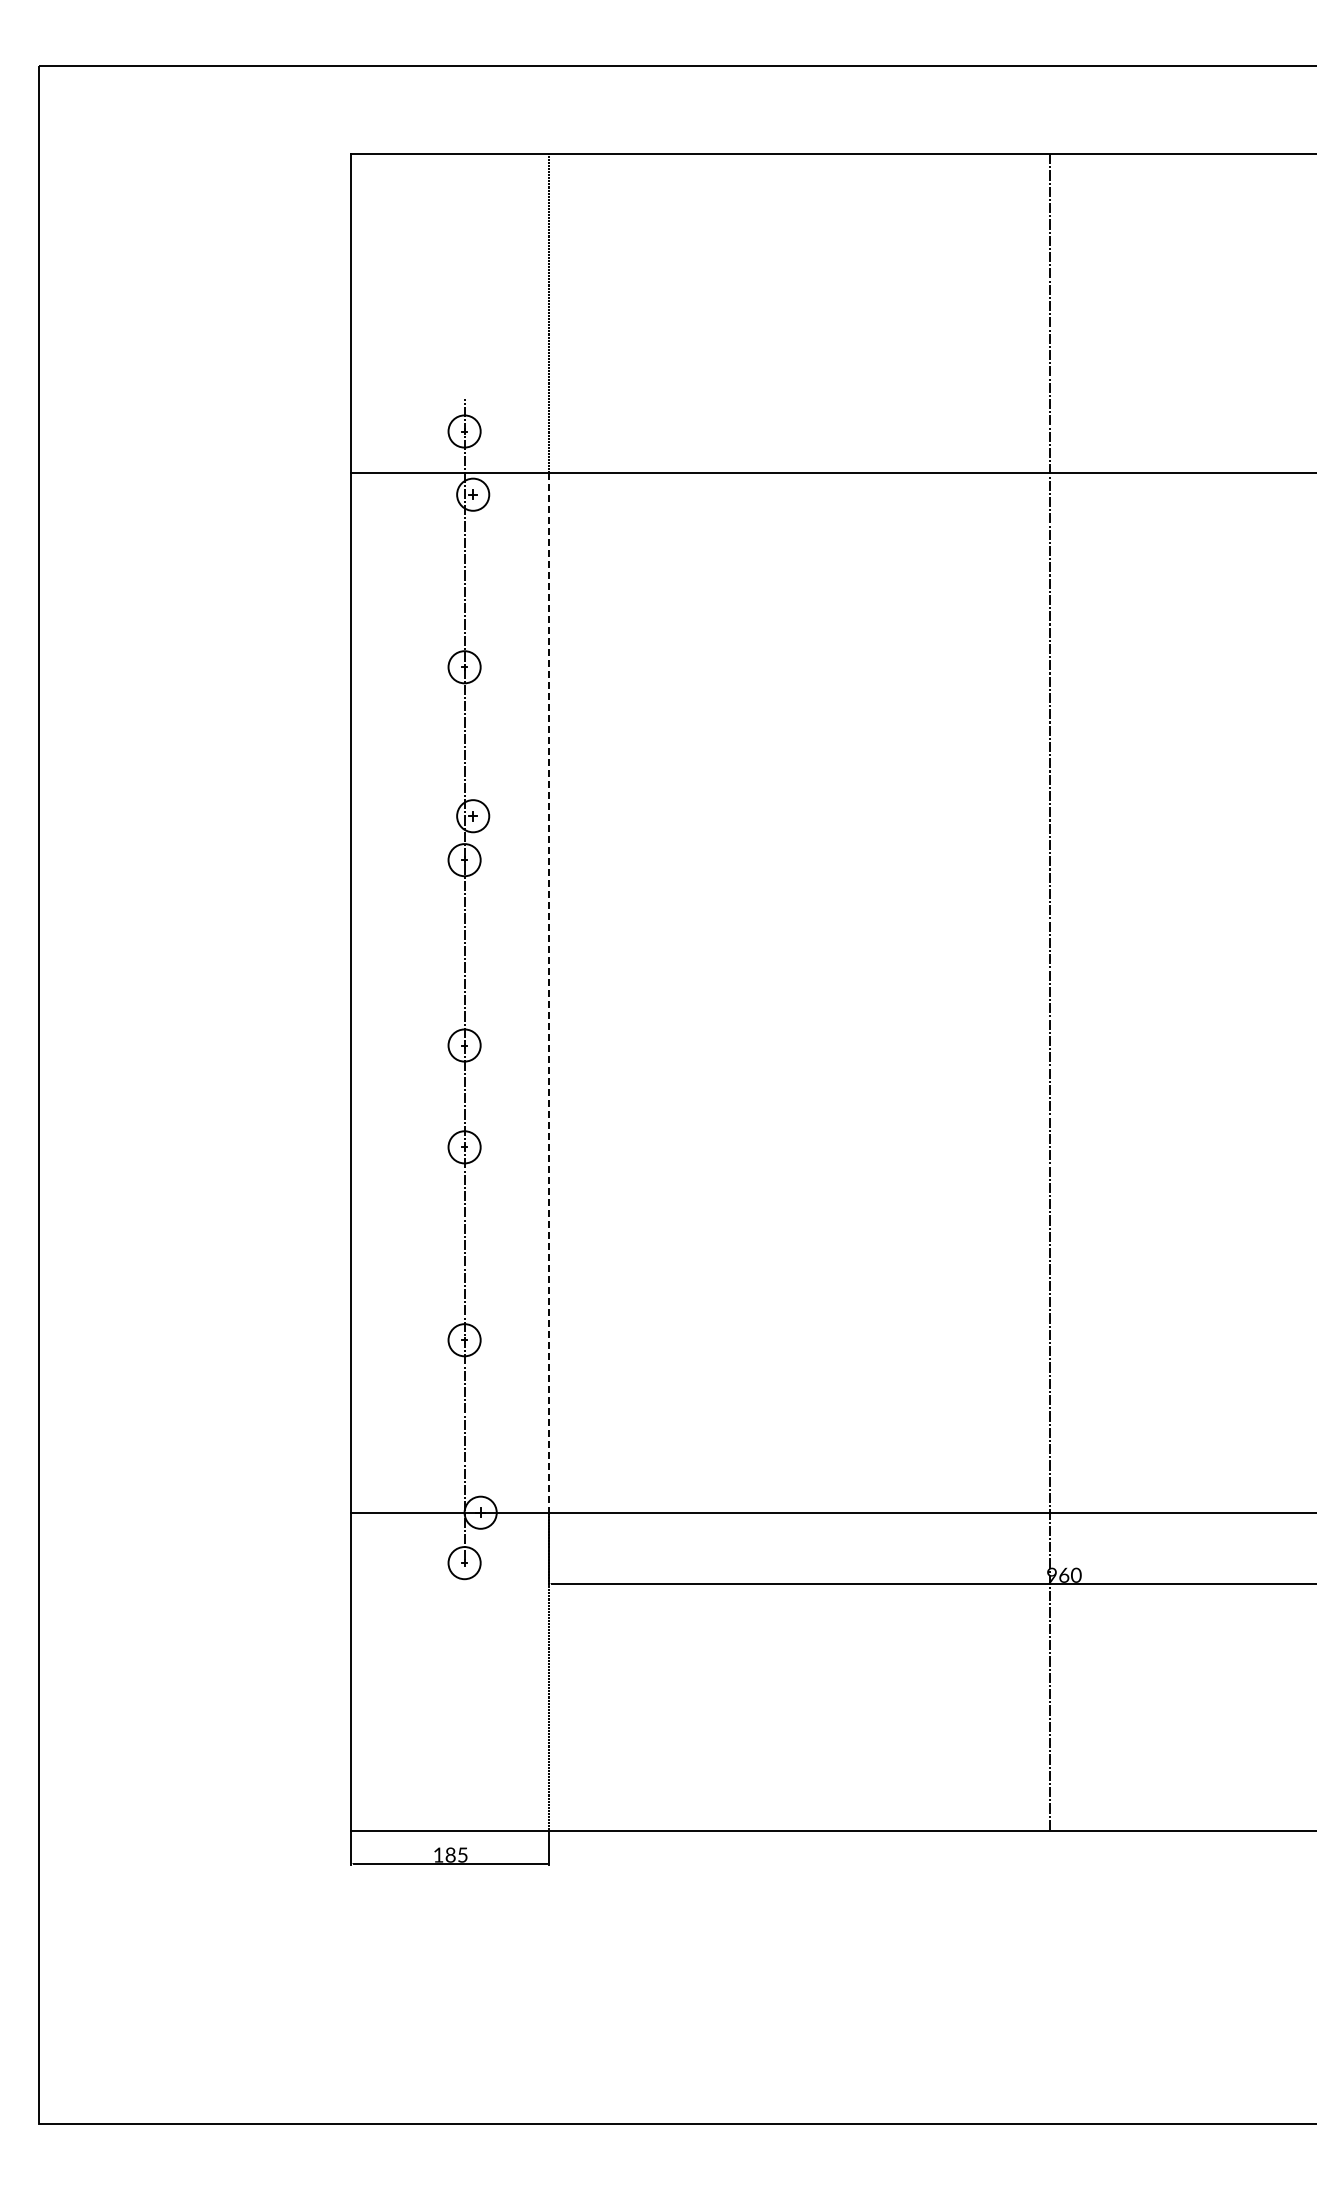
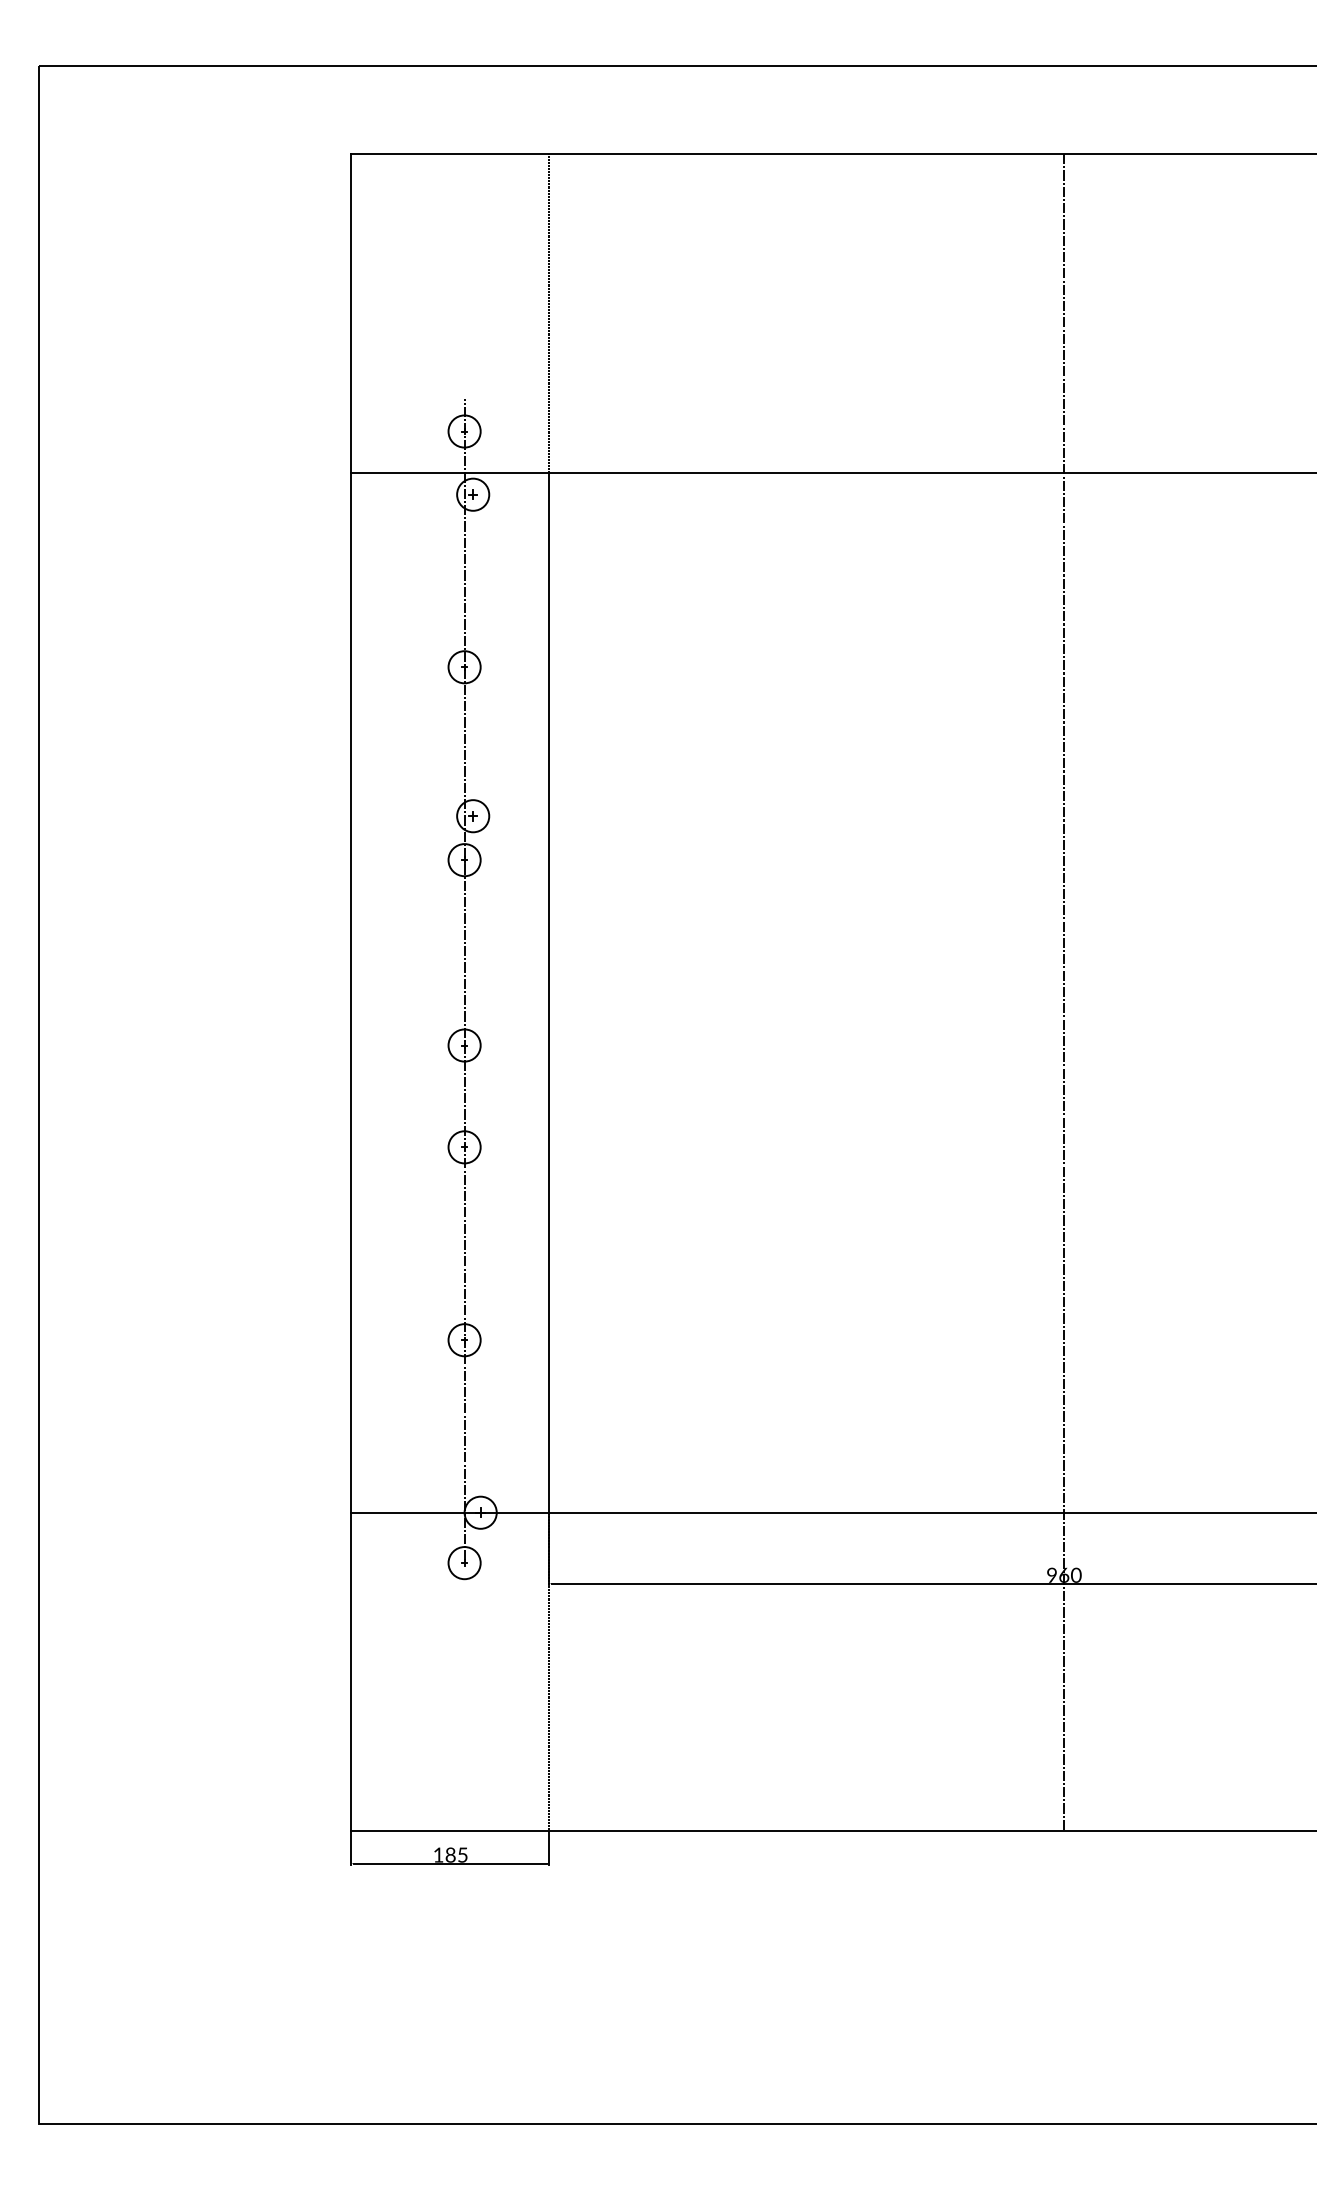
line position: (1049, 992) -> (1063, 992) (1063, 992)
line: dashed -> solid (549, 993)
